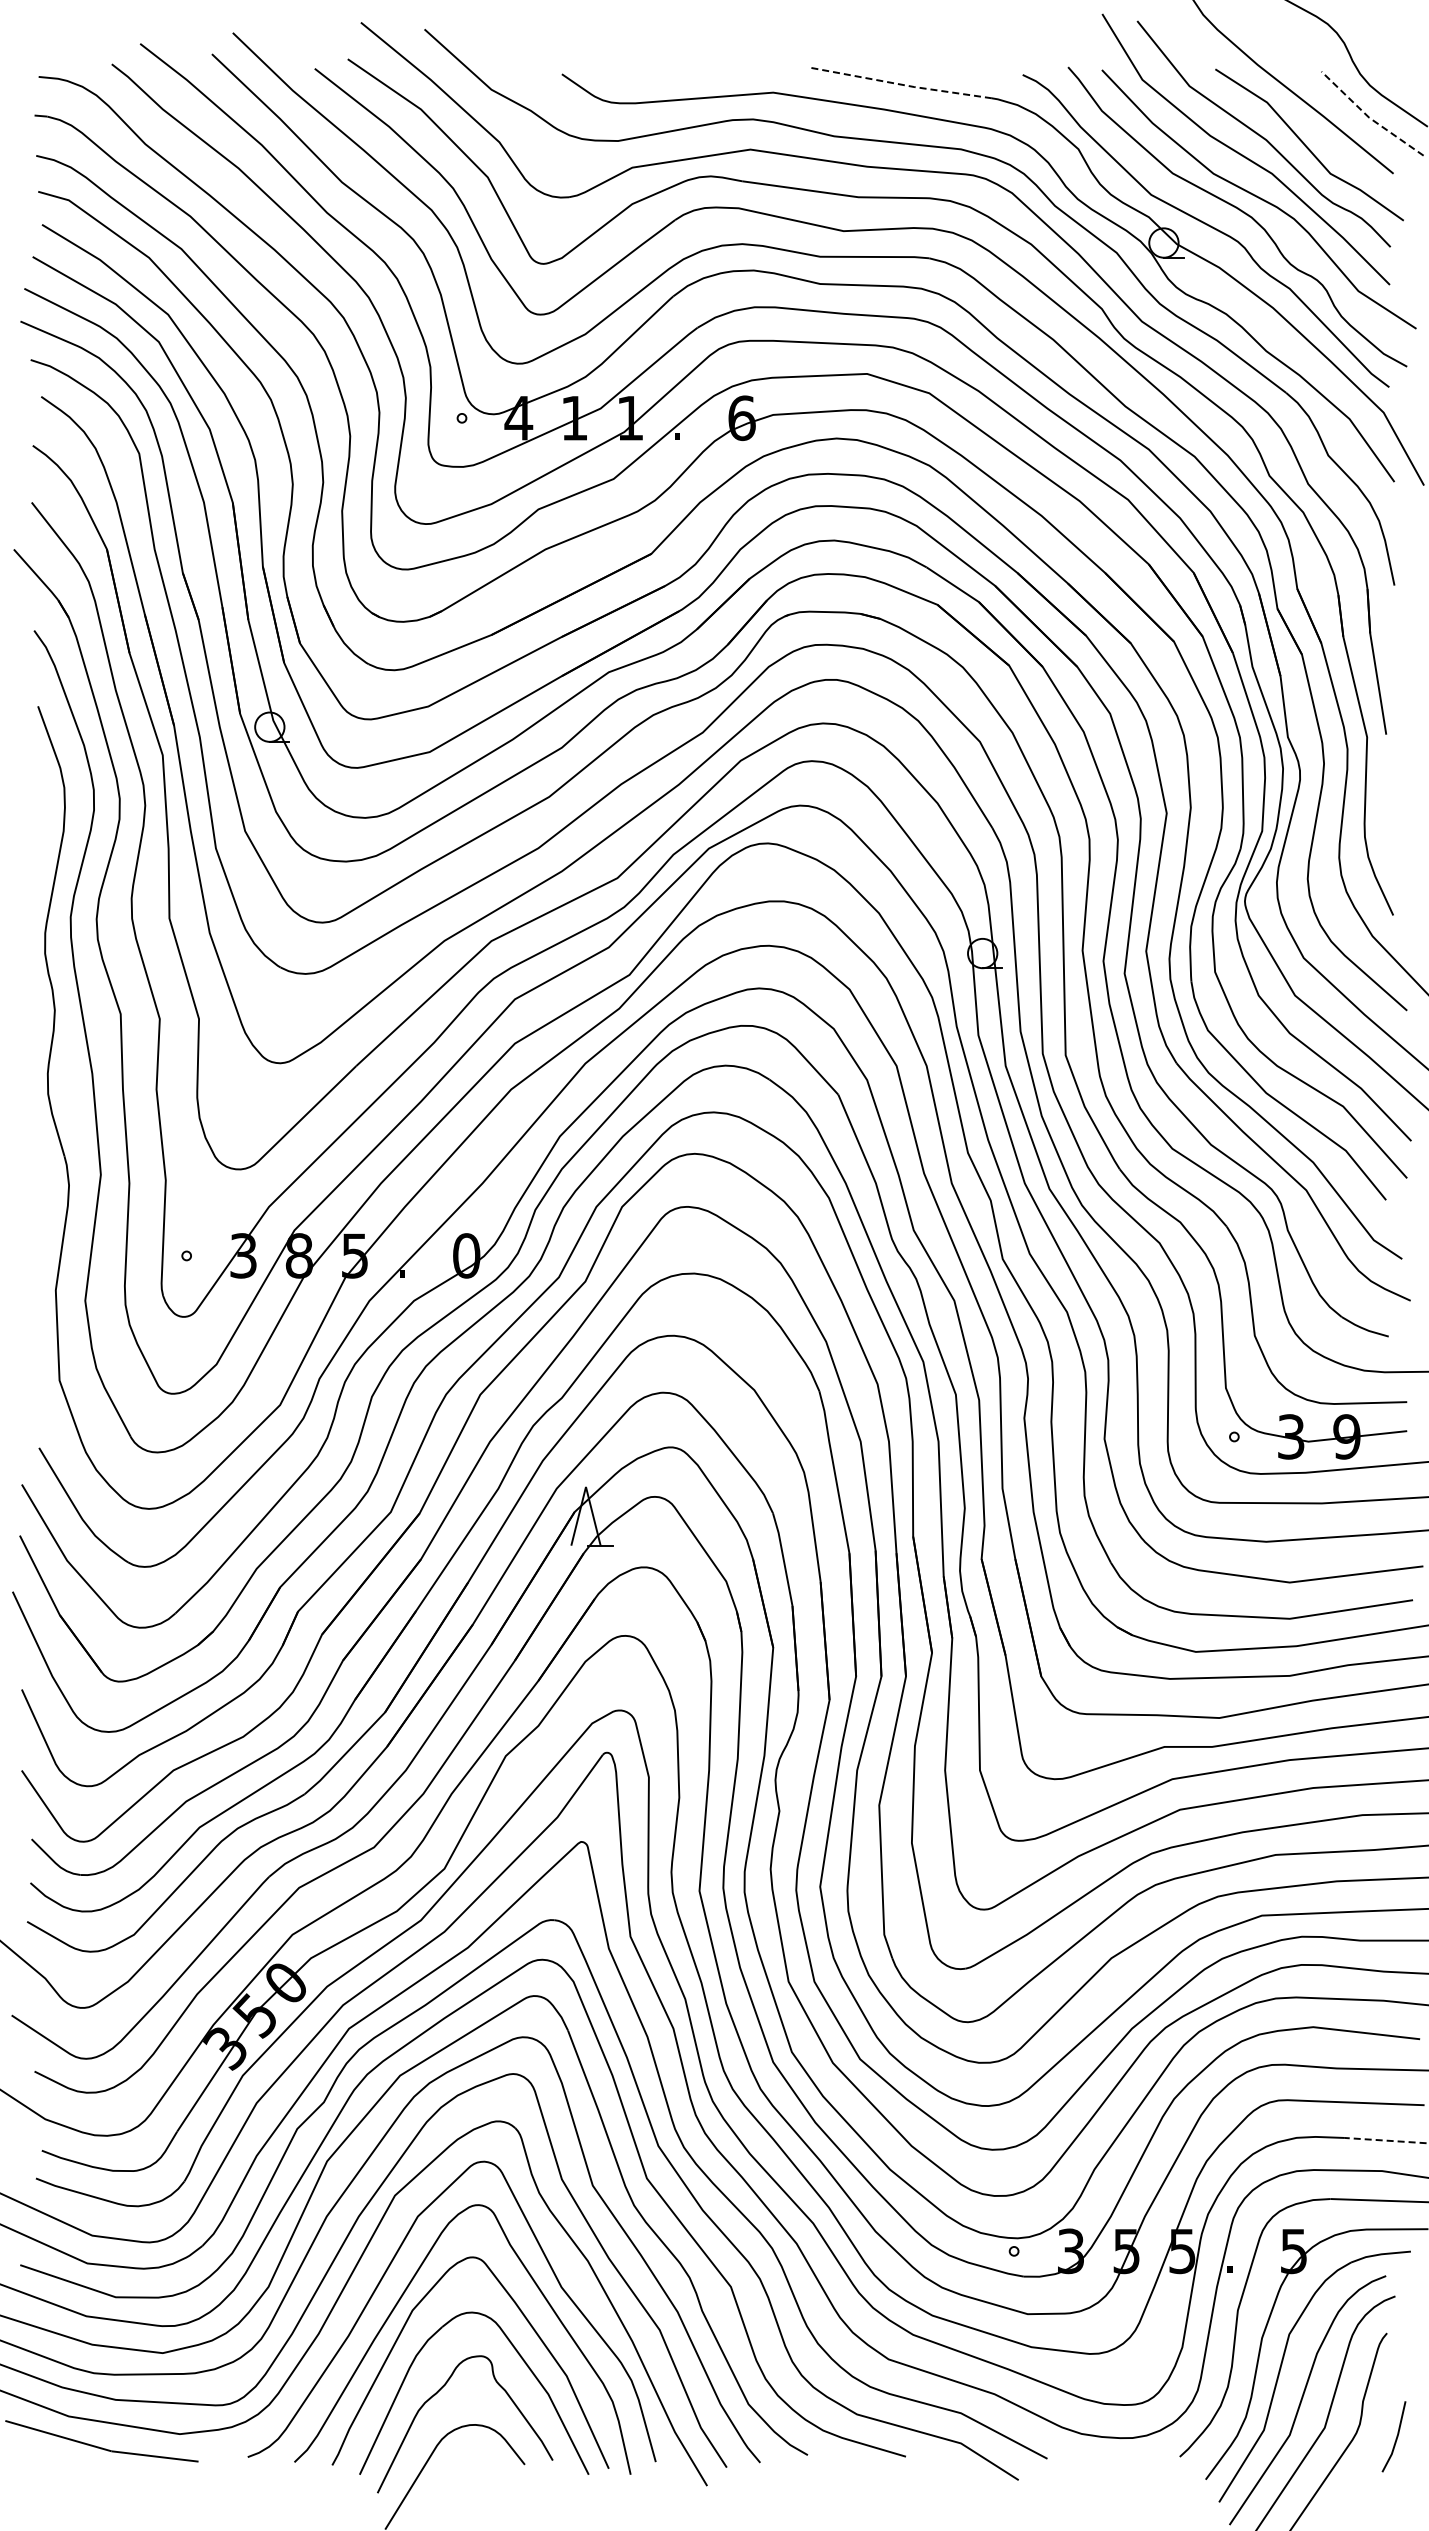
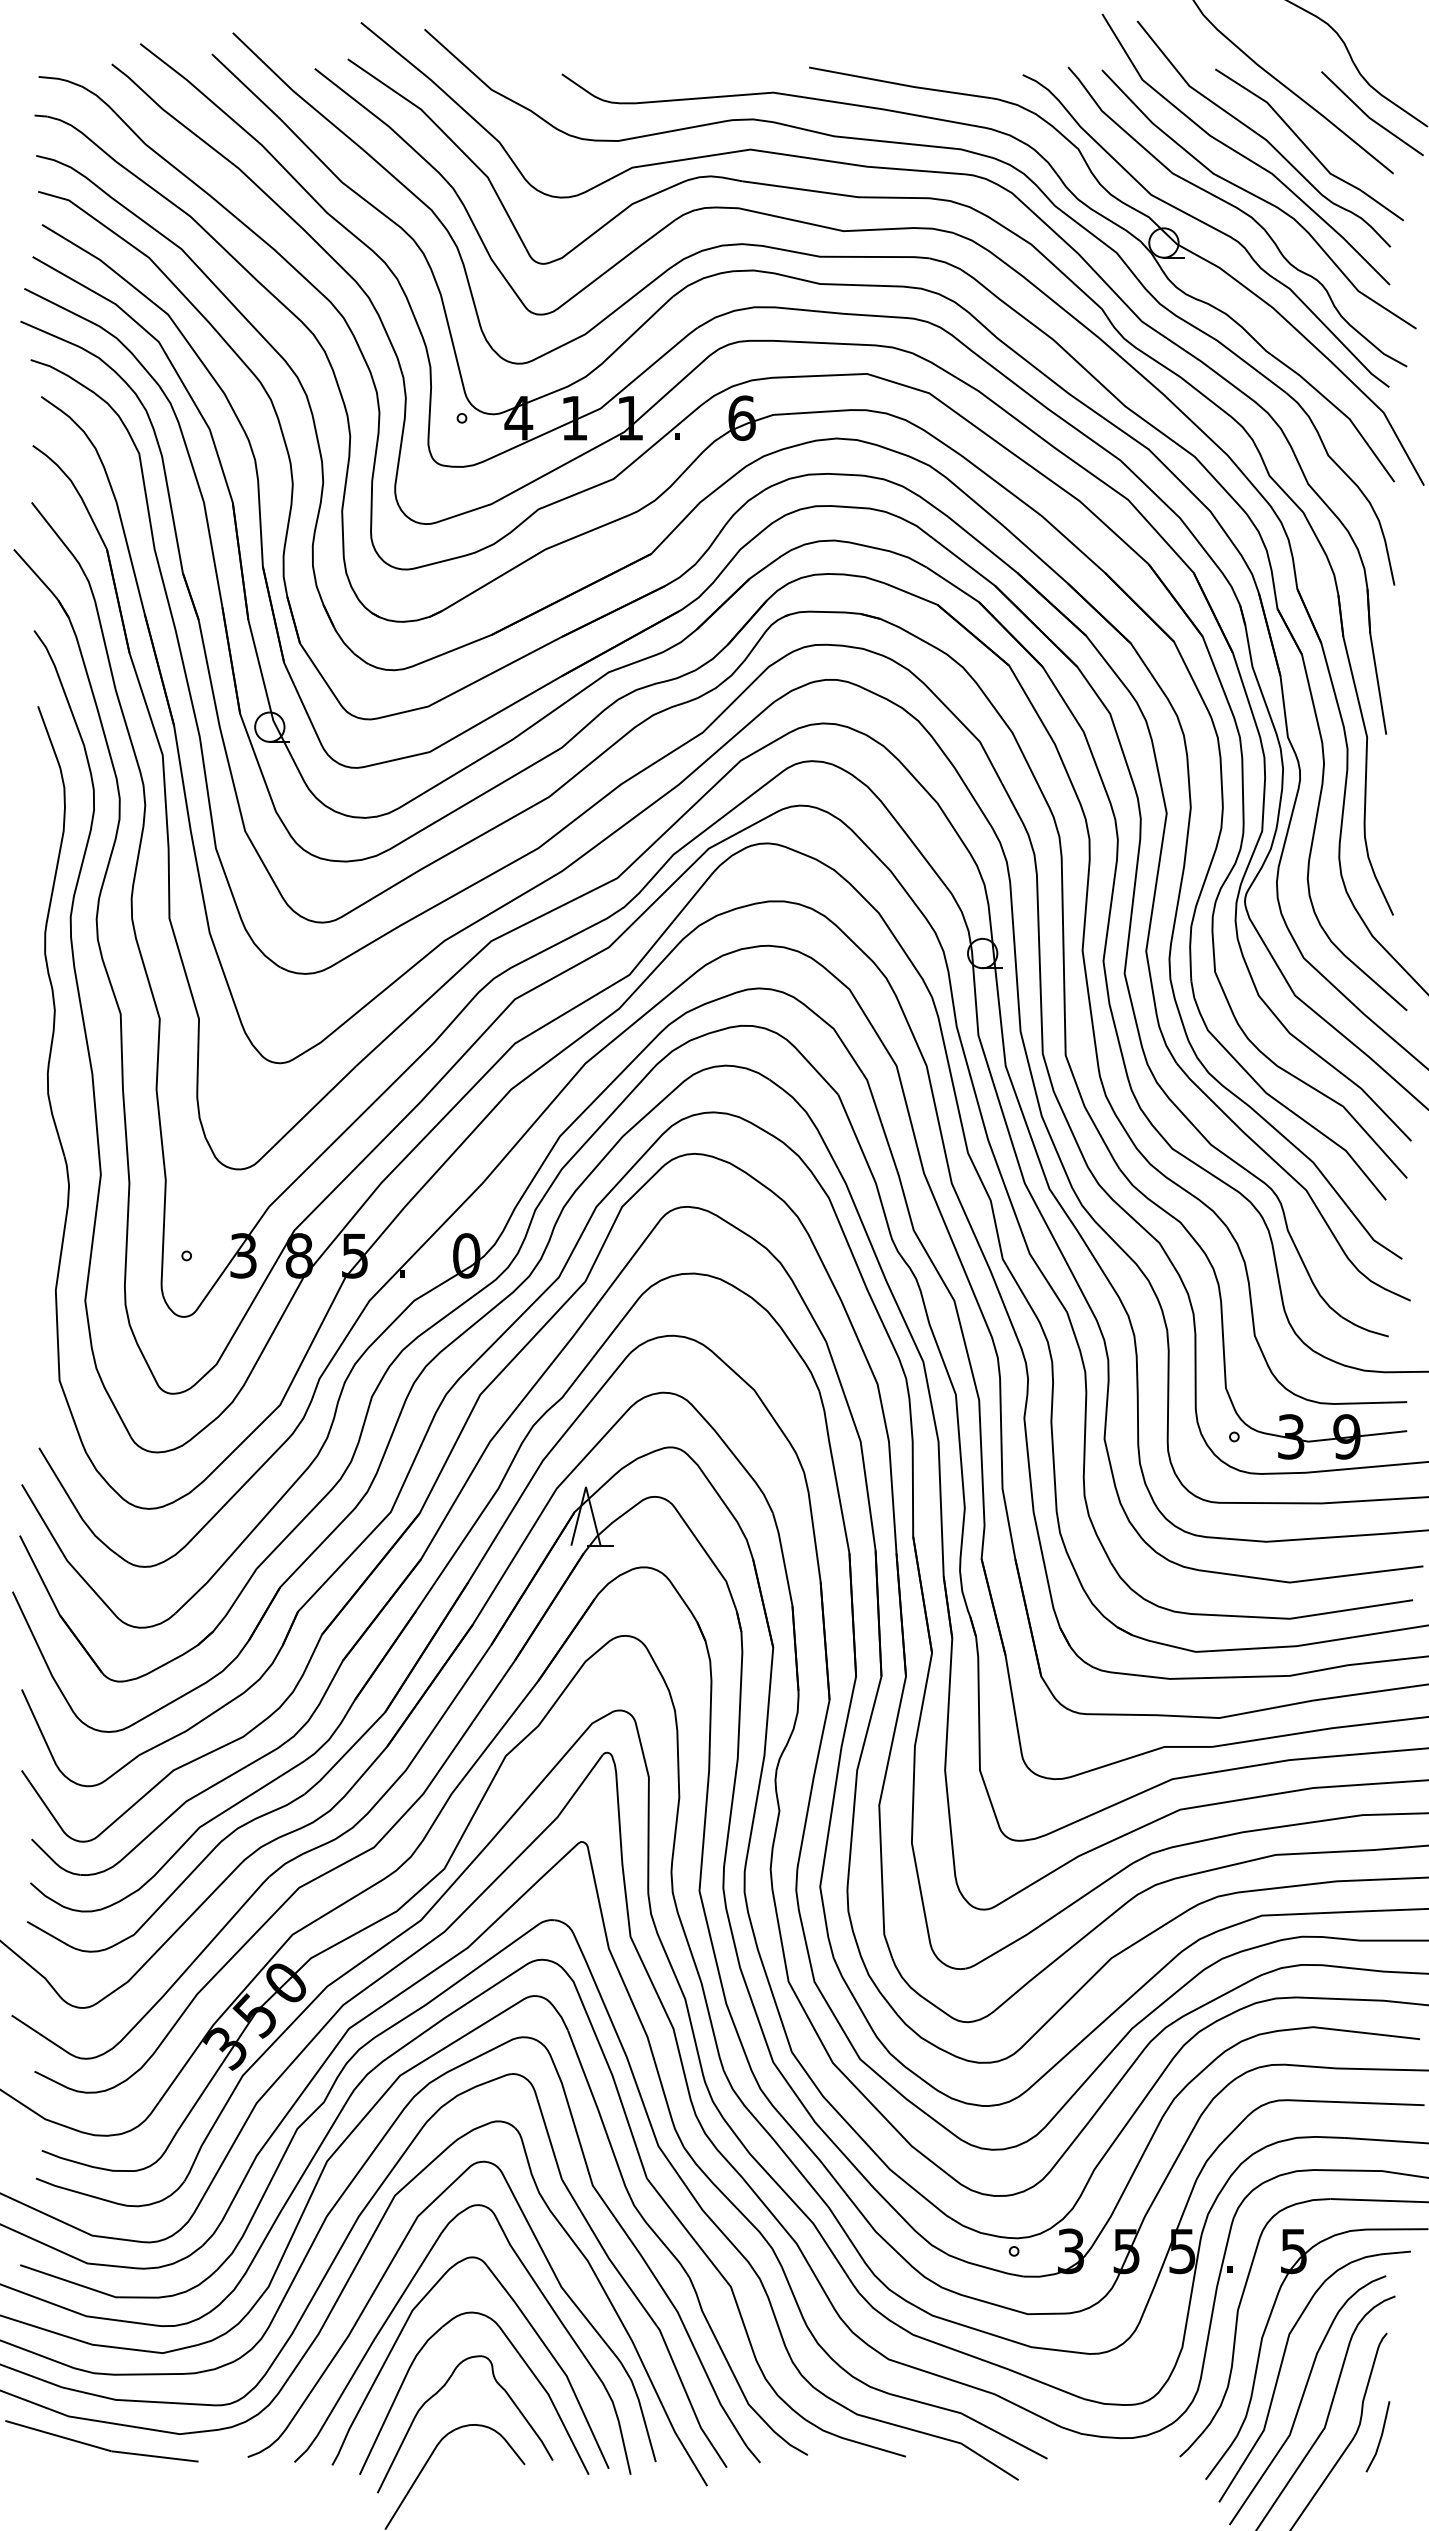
line: dashed -> solid (900, 84)
line: dashed -> solid (1369, 117)
line: dashed -> solid (1386, 2140)
line position: (1395, 2438) -> (1379, 2438) (1379, 2438)
